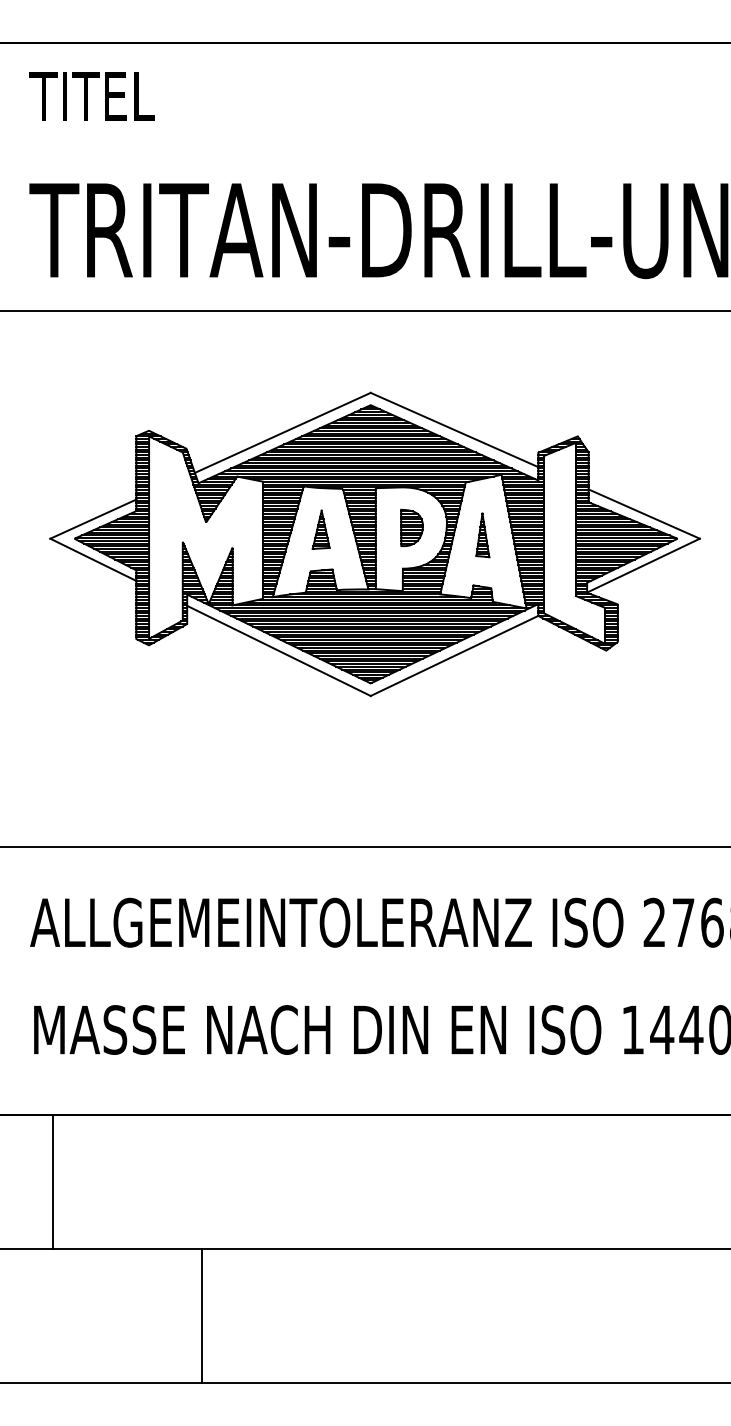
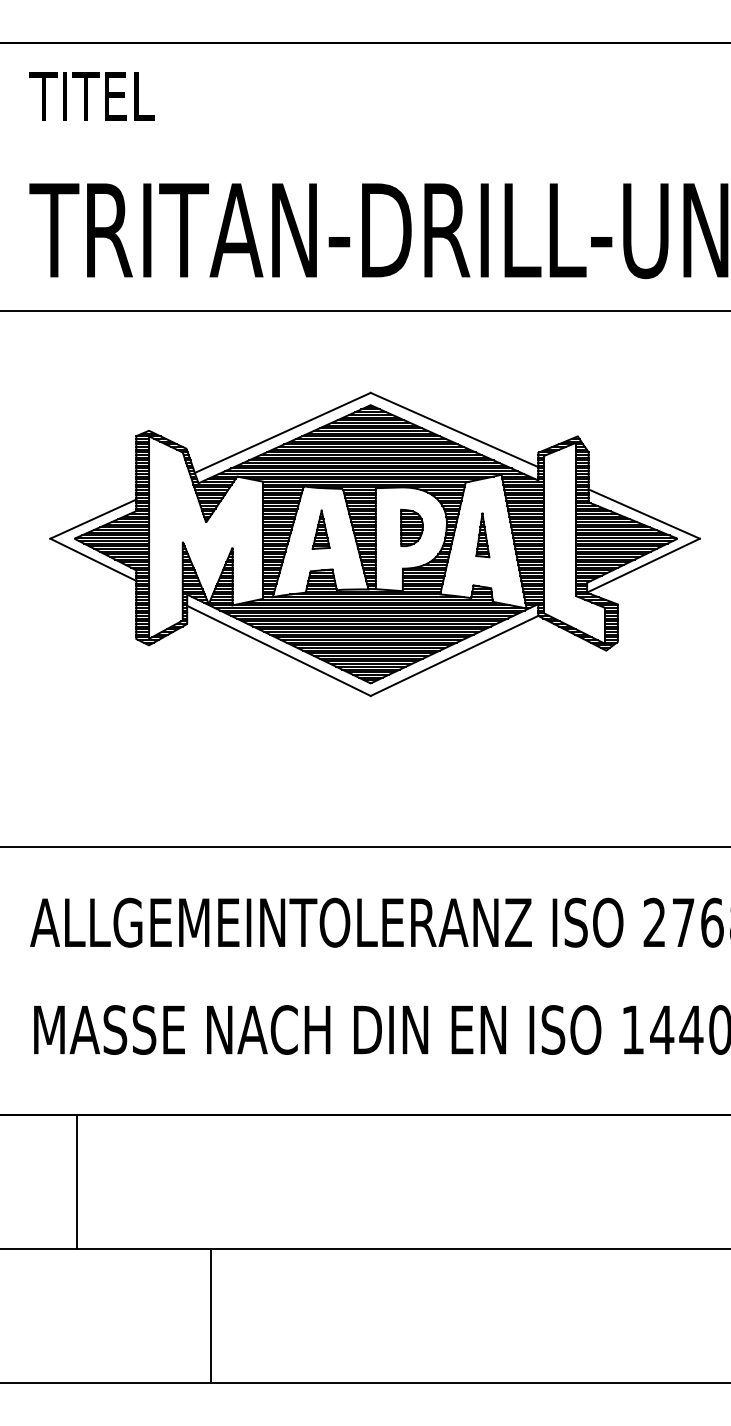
line position: (53, 1182) -> (77, 1182) (77, 1182)
line position: (202, 1316) -> (211, 1316) (211, 1316)
